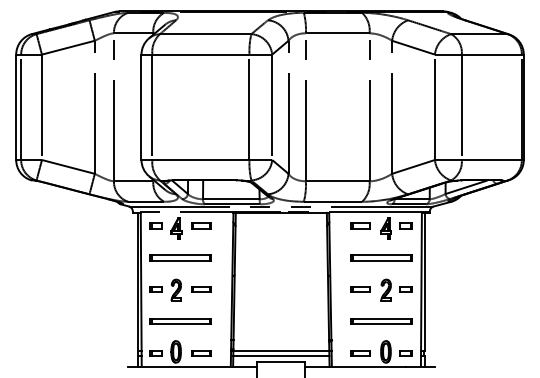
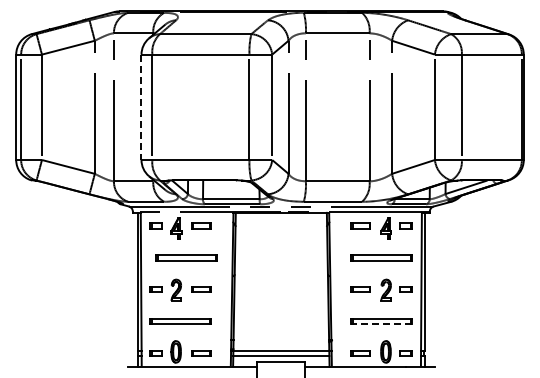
line: solid -> dashed (141, 107)
part position: (180, 257) -> (186, 257) (186, 257)
line: solid -> dashed (381, 324)
